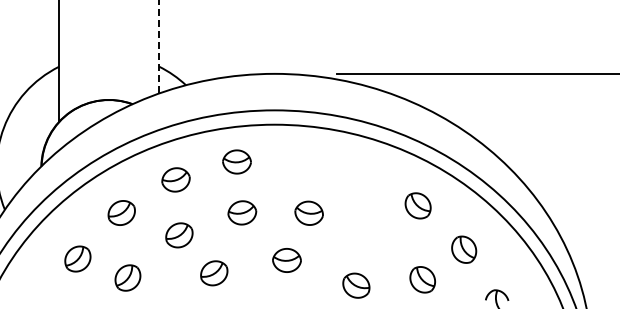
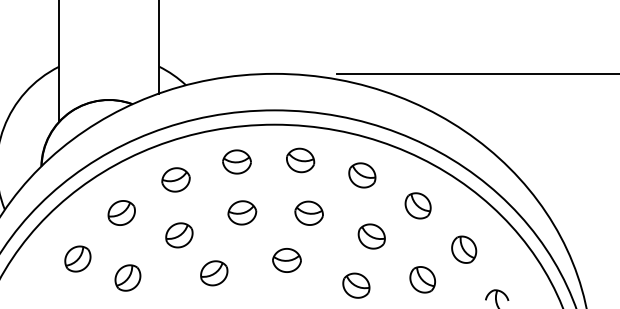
line: dashed -> solid (159, 47)
part: none -> present (300, 160)
part: none -> present (362, 175)
part: none -> present (371, 236)
